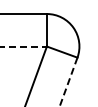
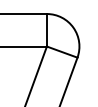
line: dashed -> solid (23, 46)
line: dashed -> solid (68, 82)
